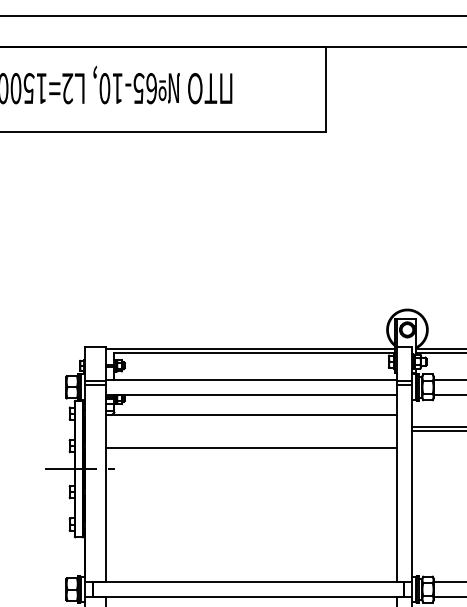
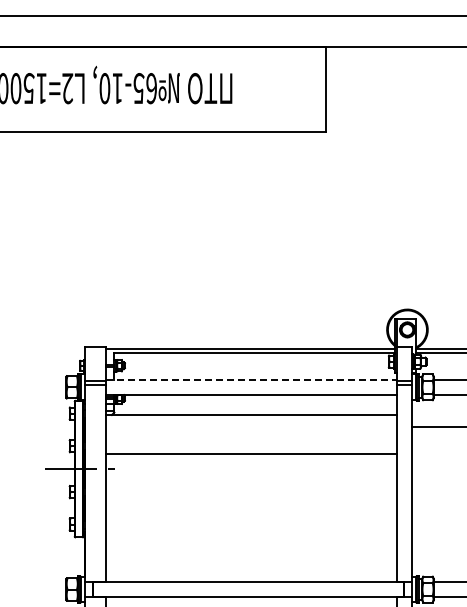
line: solid -> dashed (251, 379)
line: present -> none (437, 430)
line position: (251, 447) -> (251, 453) (251, 453)
